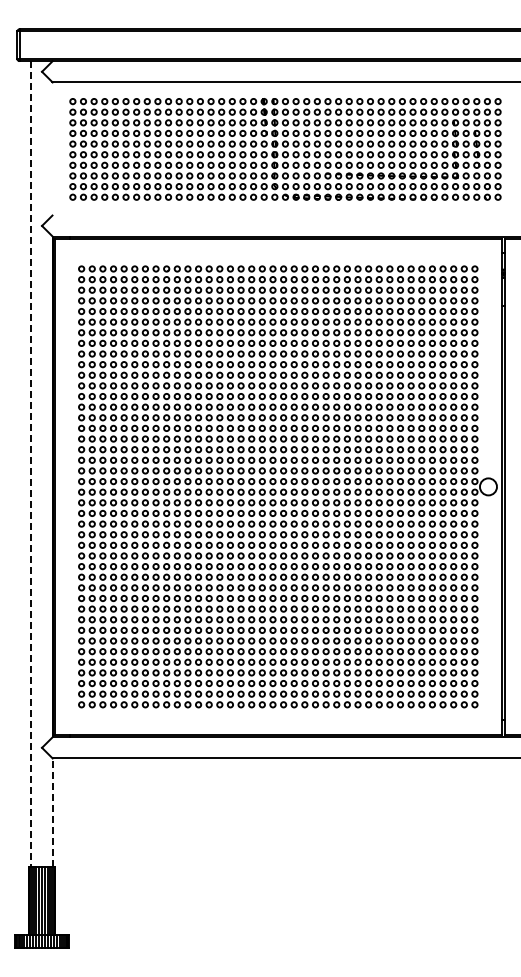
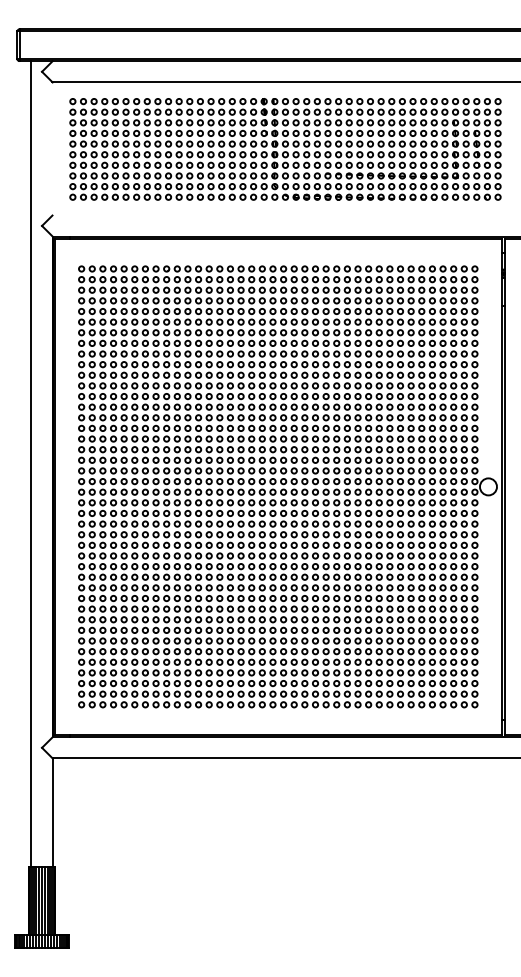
line: dashed -> solid (31, 464)
line: dashed -> solid (52, 812)
